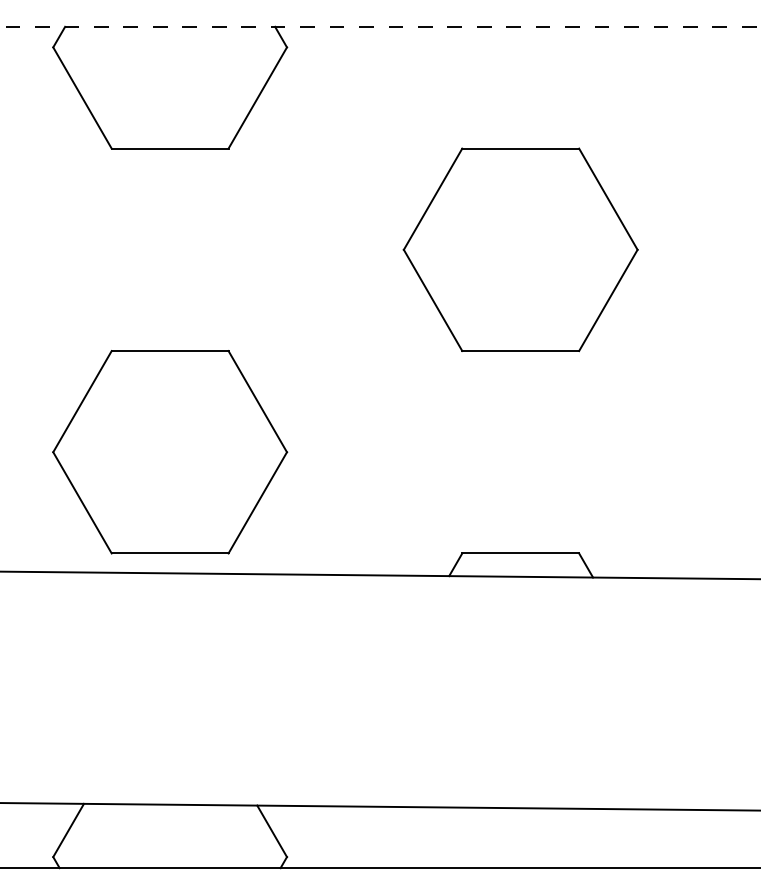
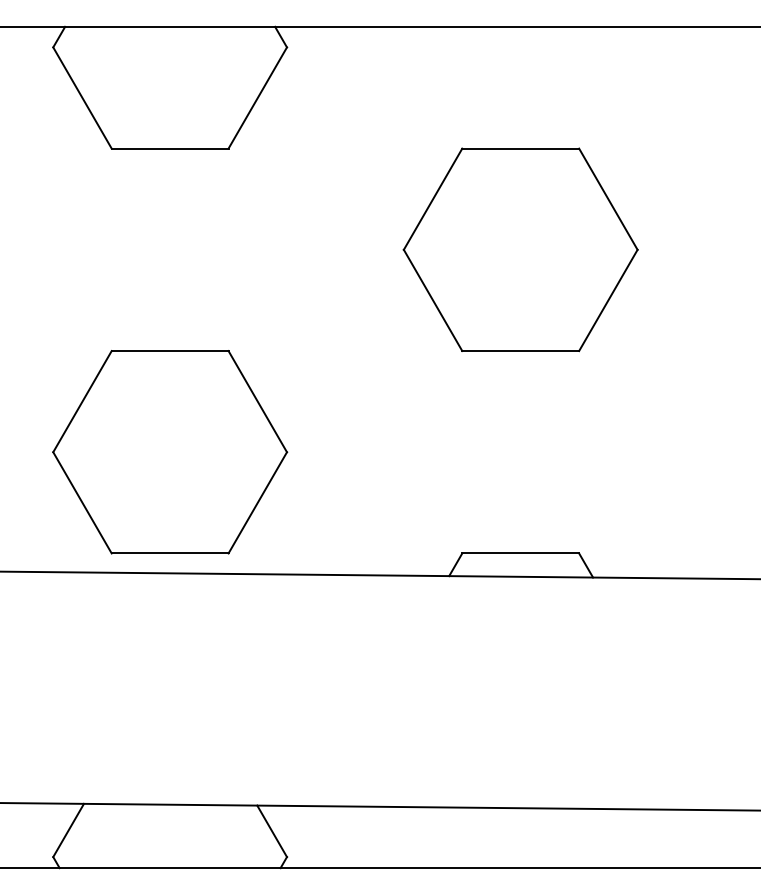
line: dashed -> solid (380, 26)
